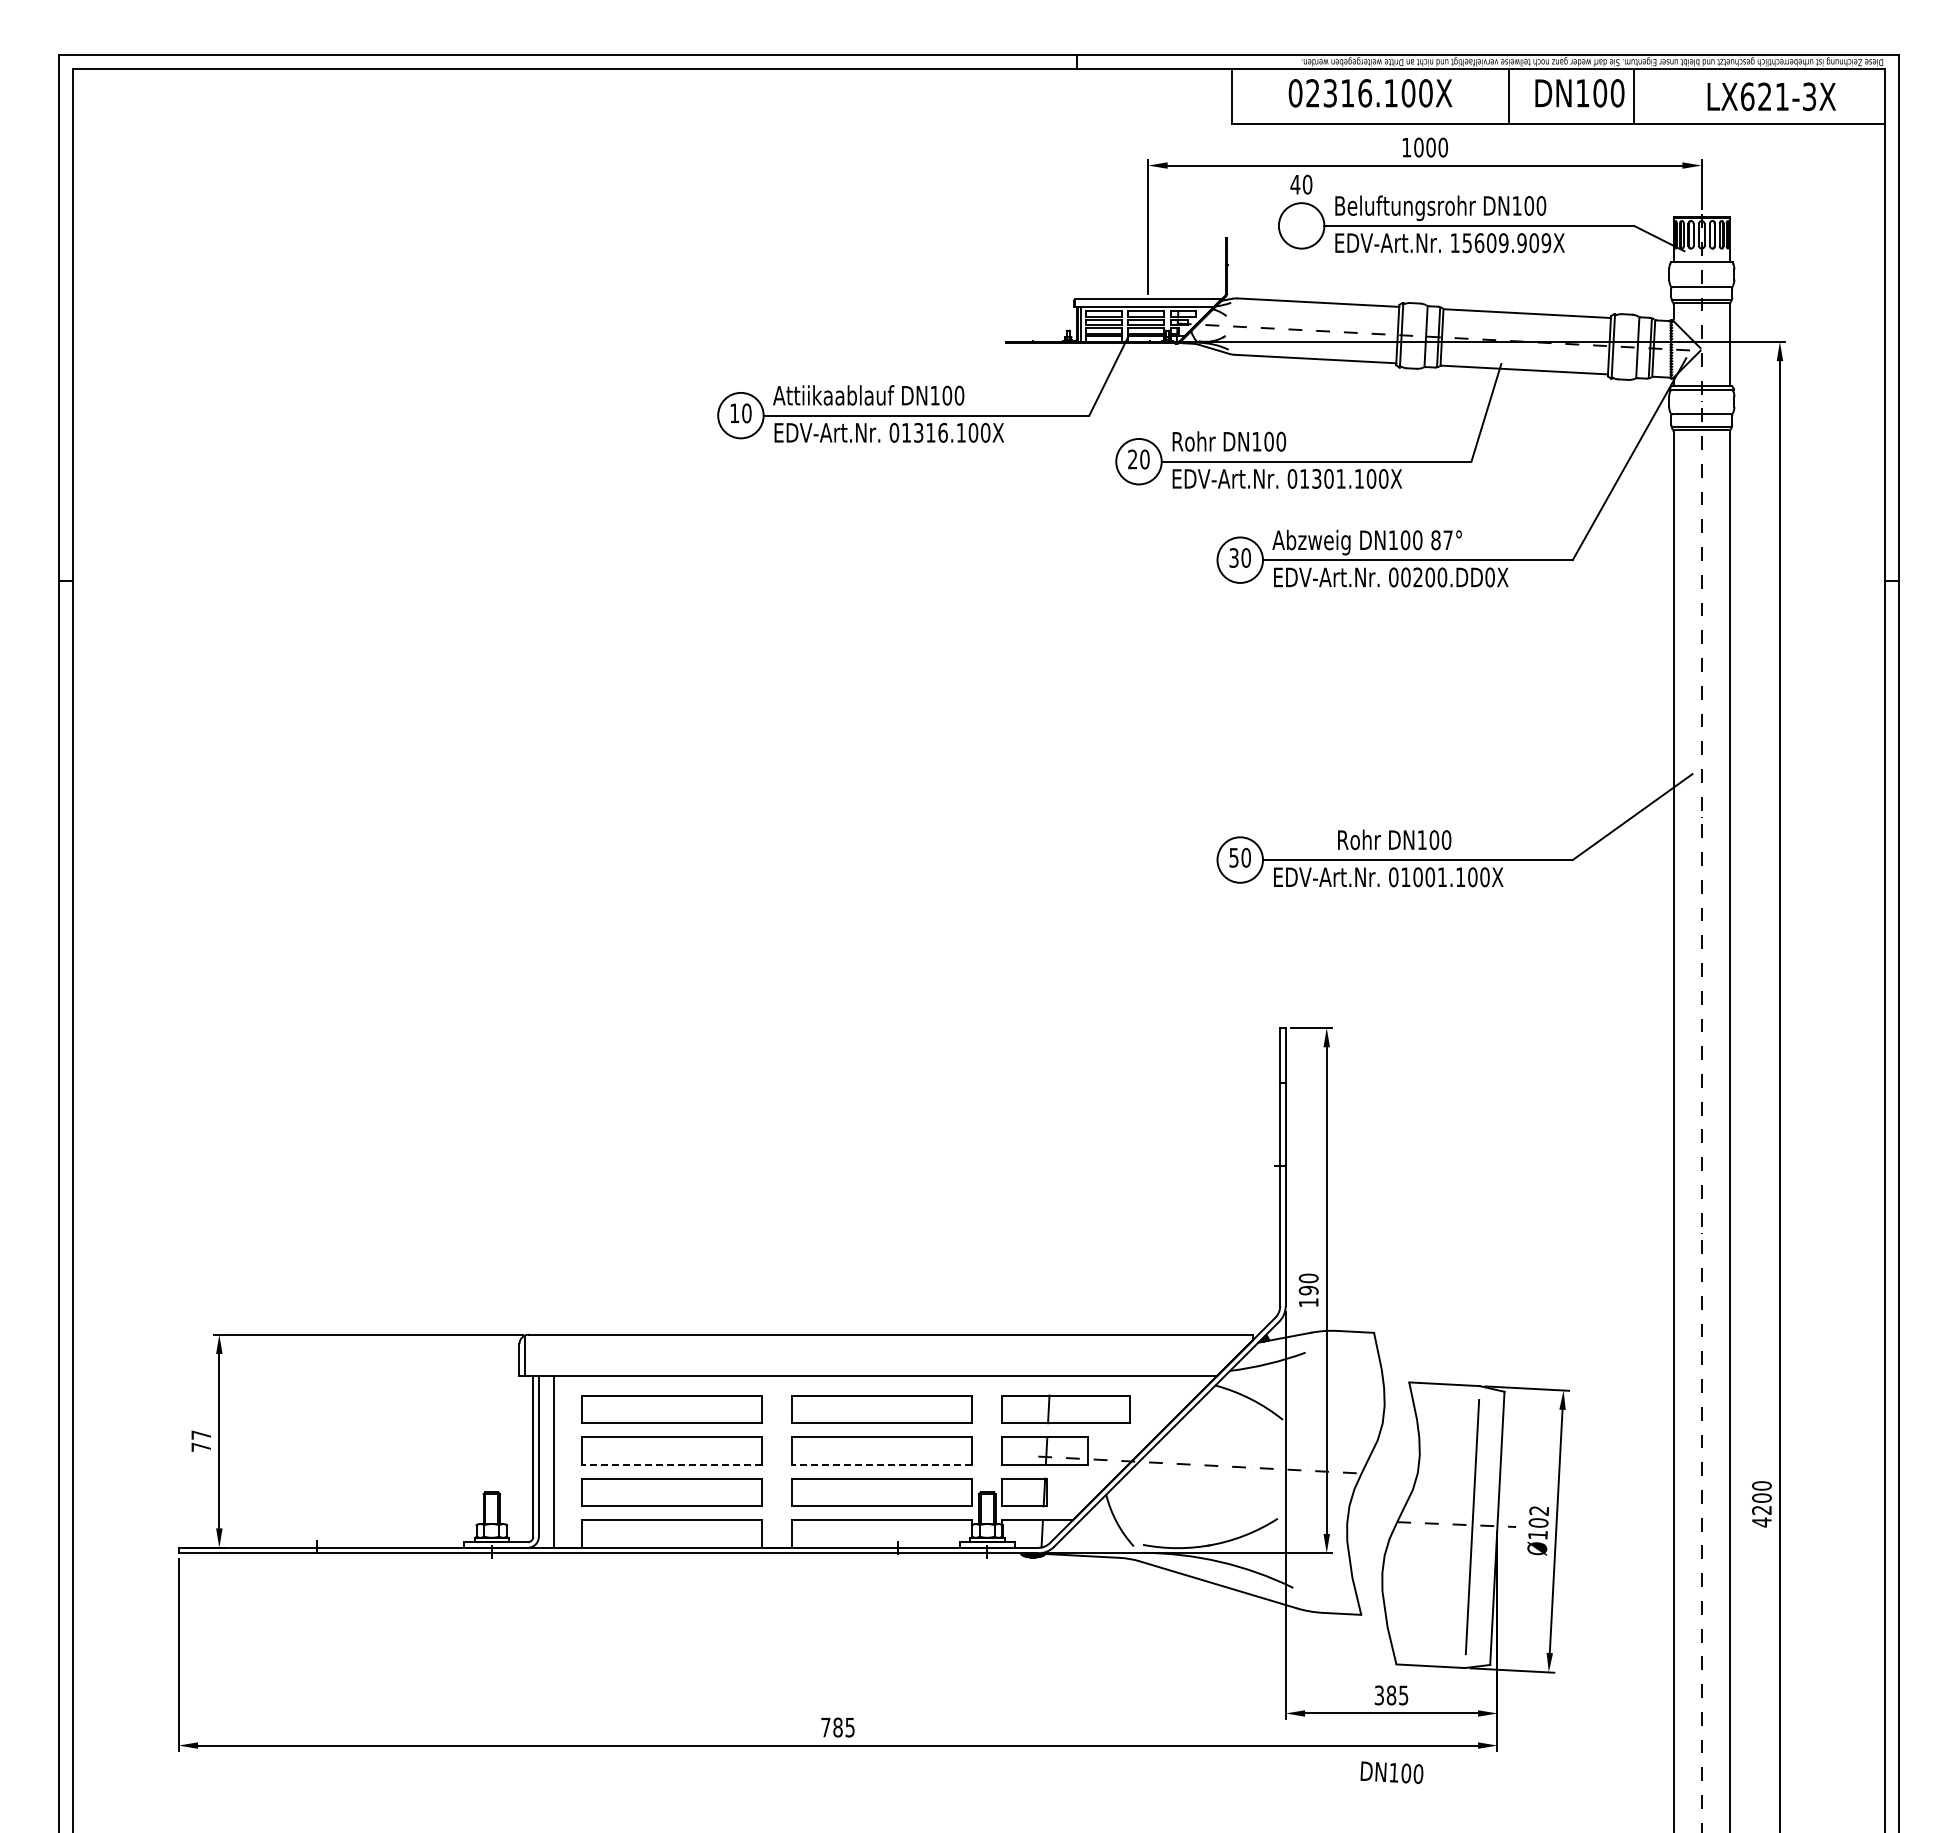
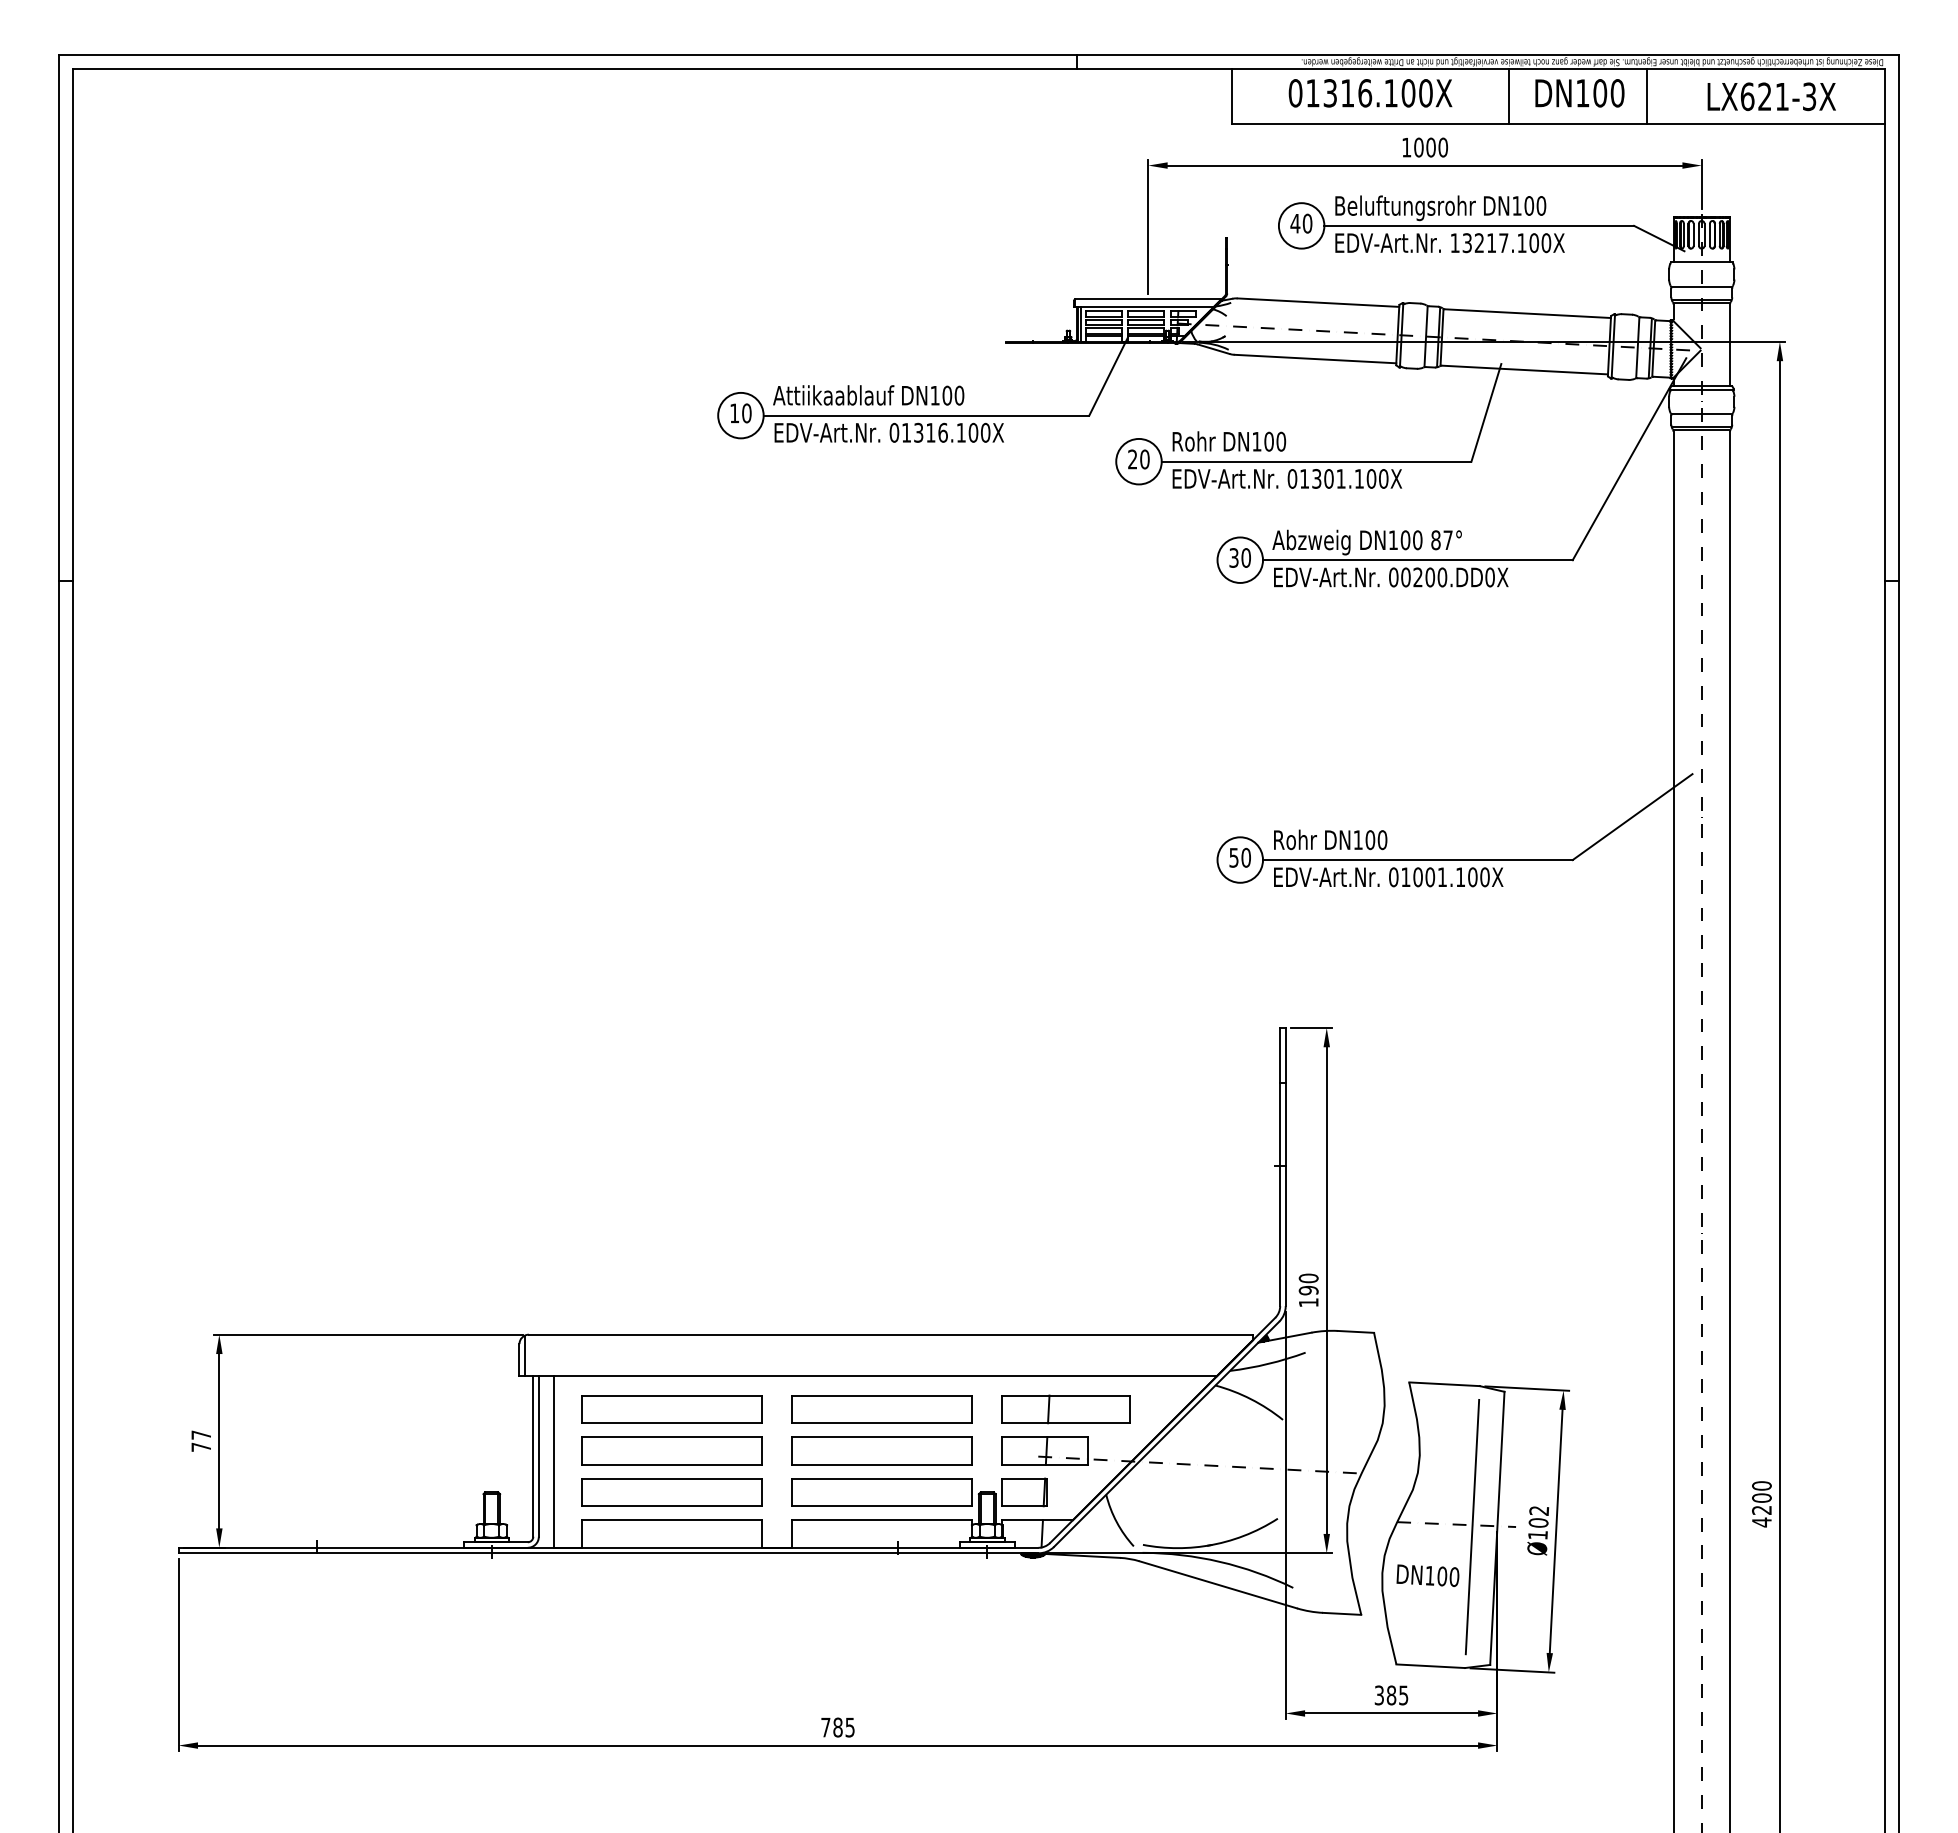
text: 02316.100X -> 01316.100X (1312, 93)
line position: (1634, 96) -> (1647, 96) (1647, 96)
text position: (1301, 184) -> (1301, 223) (1301, 223)
text: 15609.909X -> 13217.100X (1507, 243)
text position: (1394, 839) -> (1330, 839) (1330, 839)
line: dashed -> solid (671, 1464)
line: dashed -> solid (882, 1464)
text position: (1391, 1772) -> (1427, 1575) (1427, 1575)
